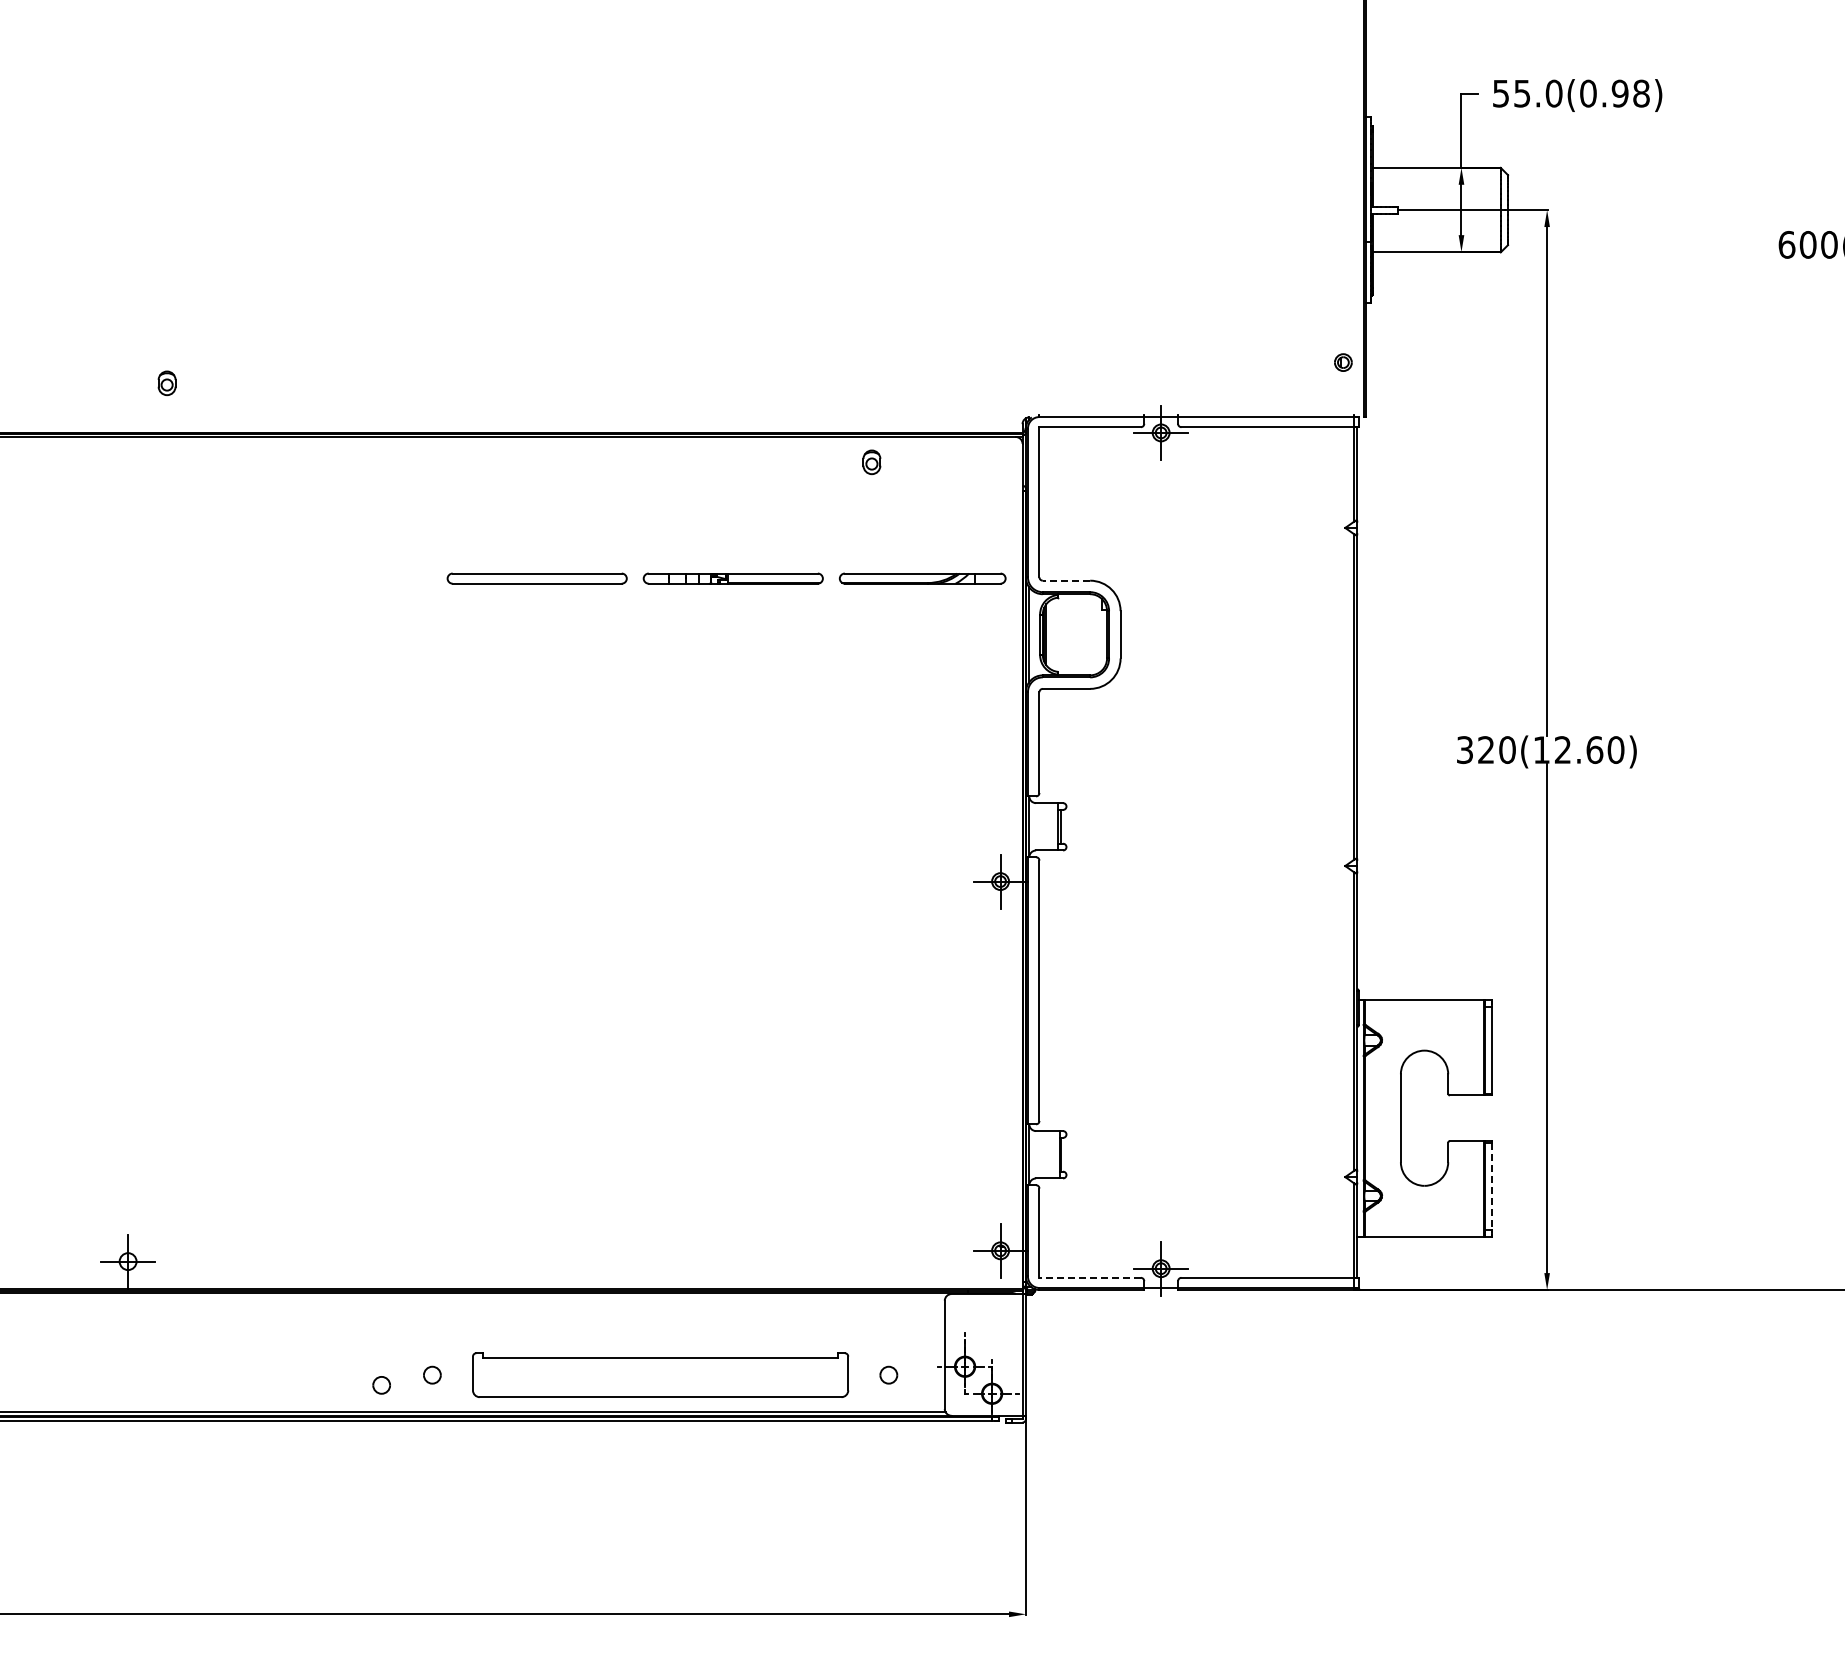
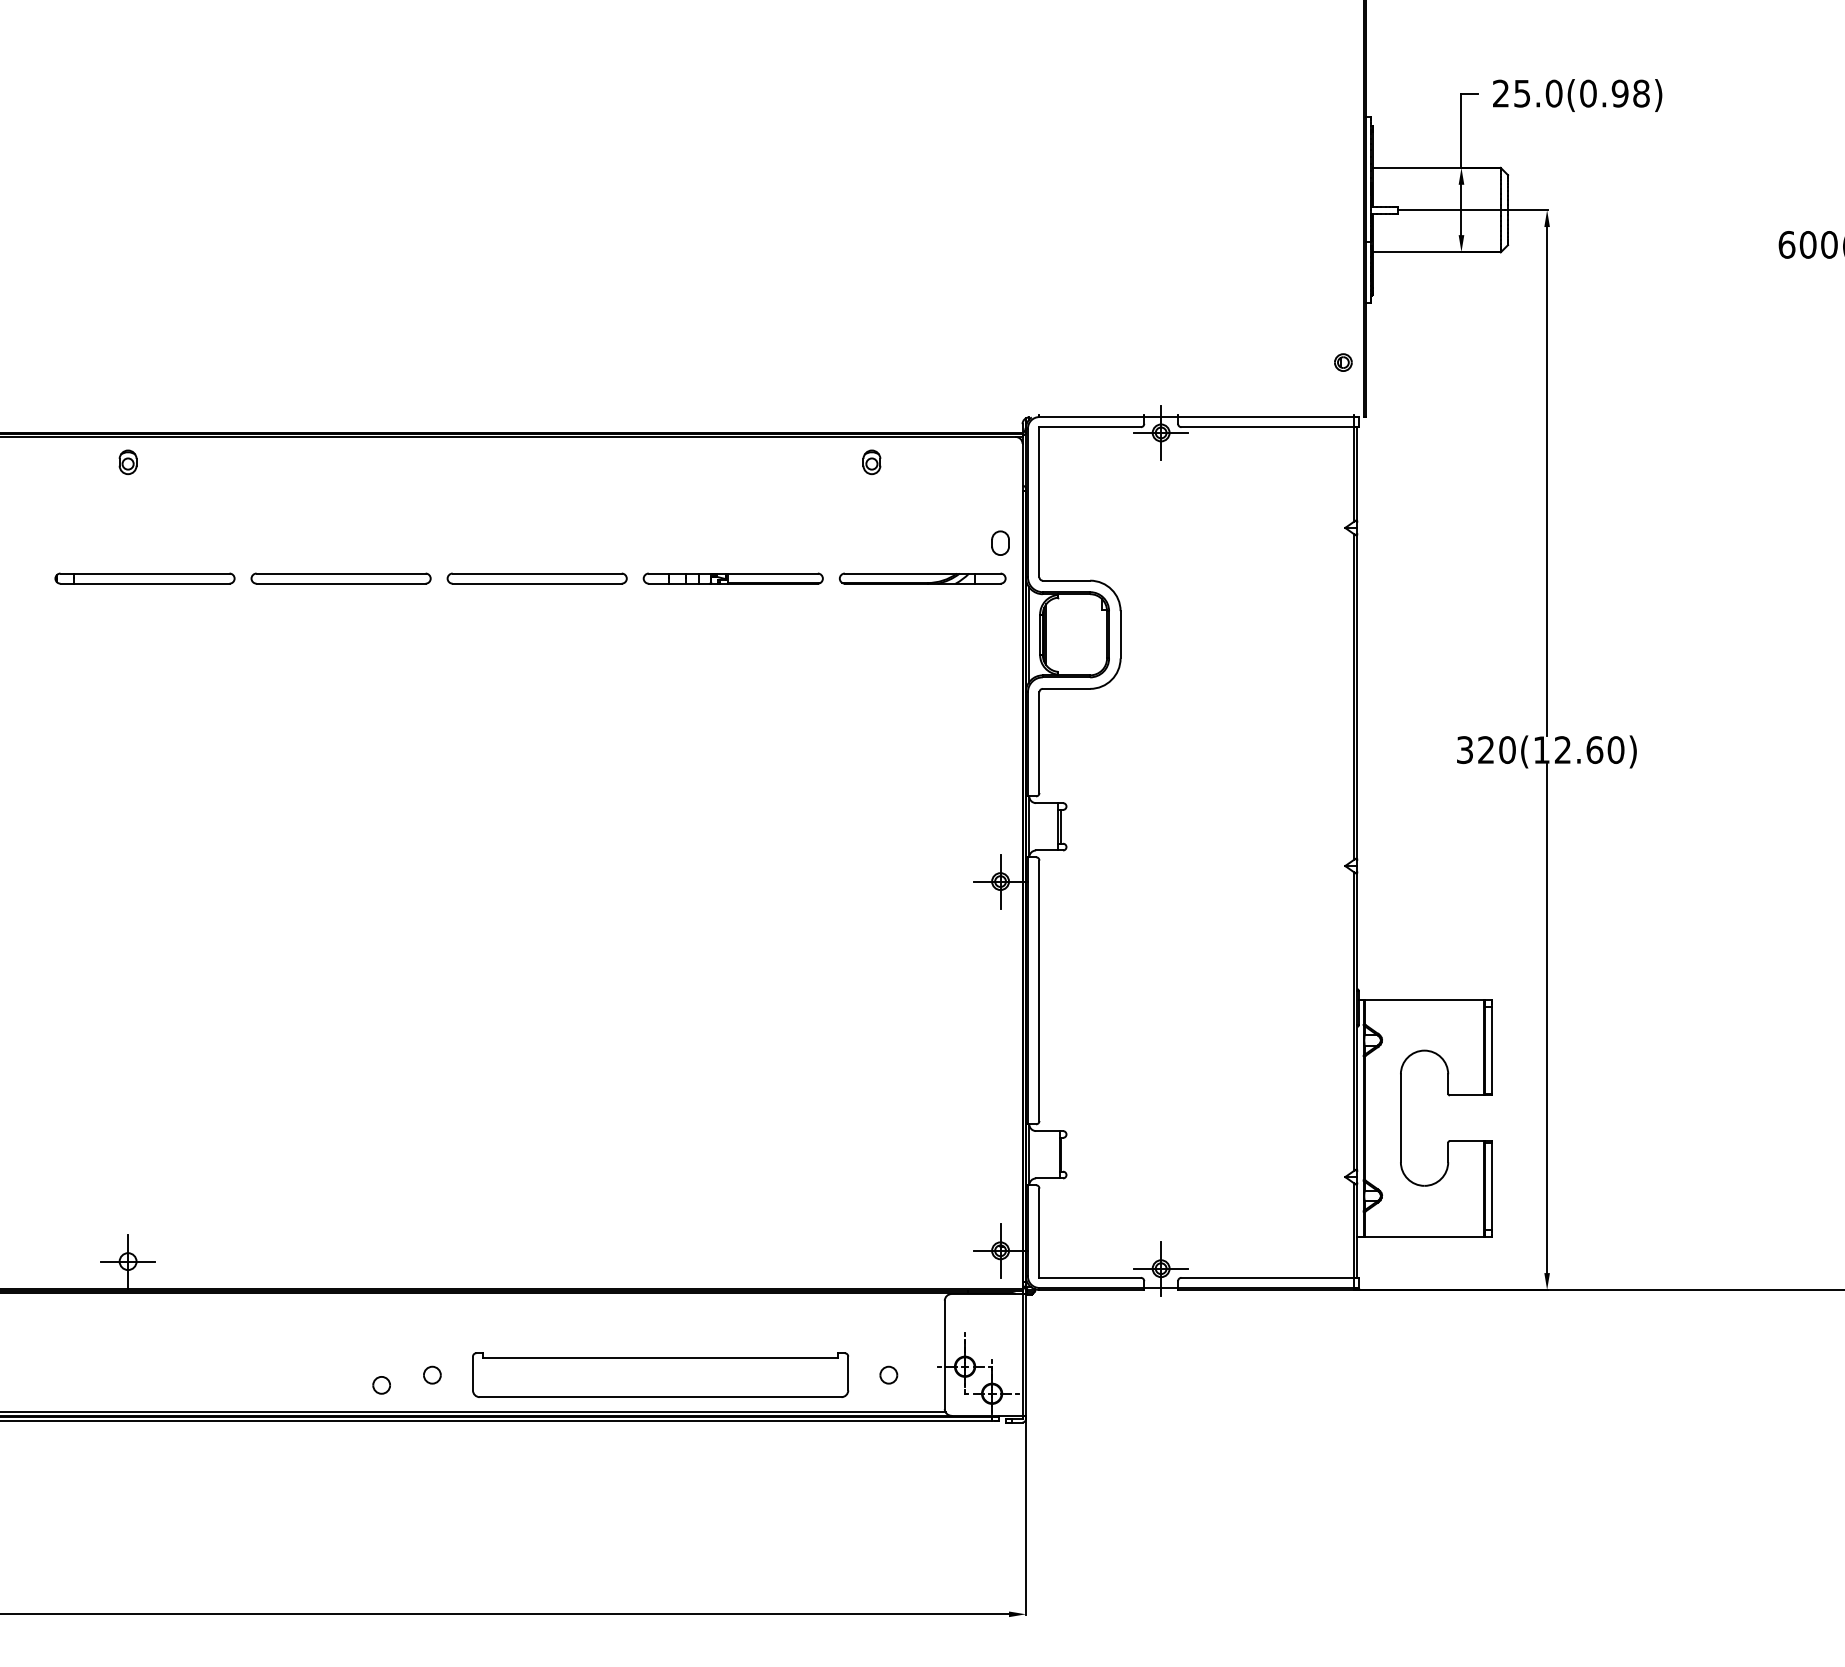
text: 55.0(0.98) -> 25.0(0.98) (1500, 93)
part position: (166, 383) -> (127, 462) (127, 462)
part: none -> present (1000, 542)
part: none -> present (144, 578)
part: none -> present (340, 578)
line: dashed -> solid (1066, 580)
line: dashed -> solid (1492, 1186)
line: dashed -> solid (1090, 1277)
